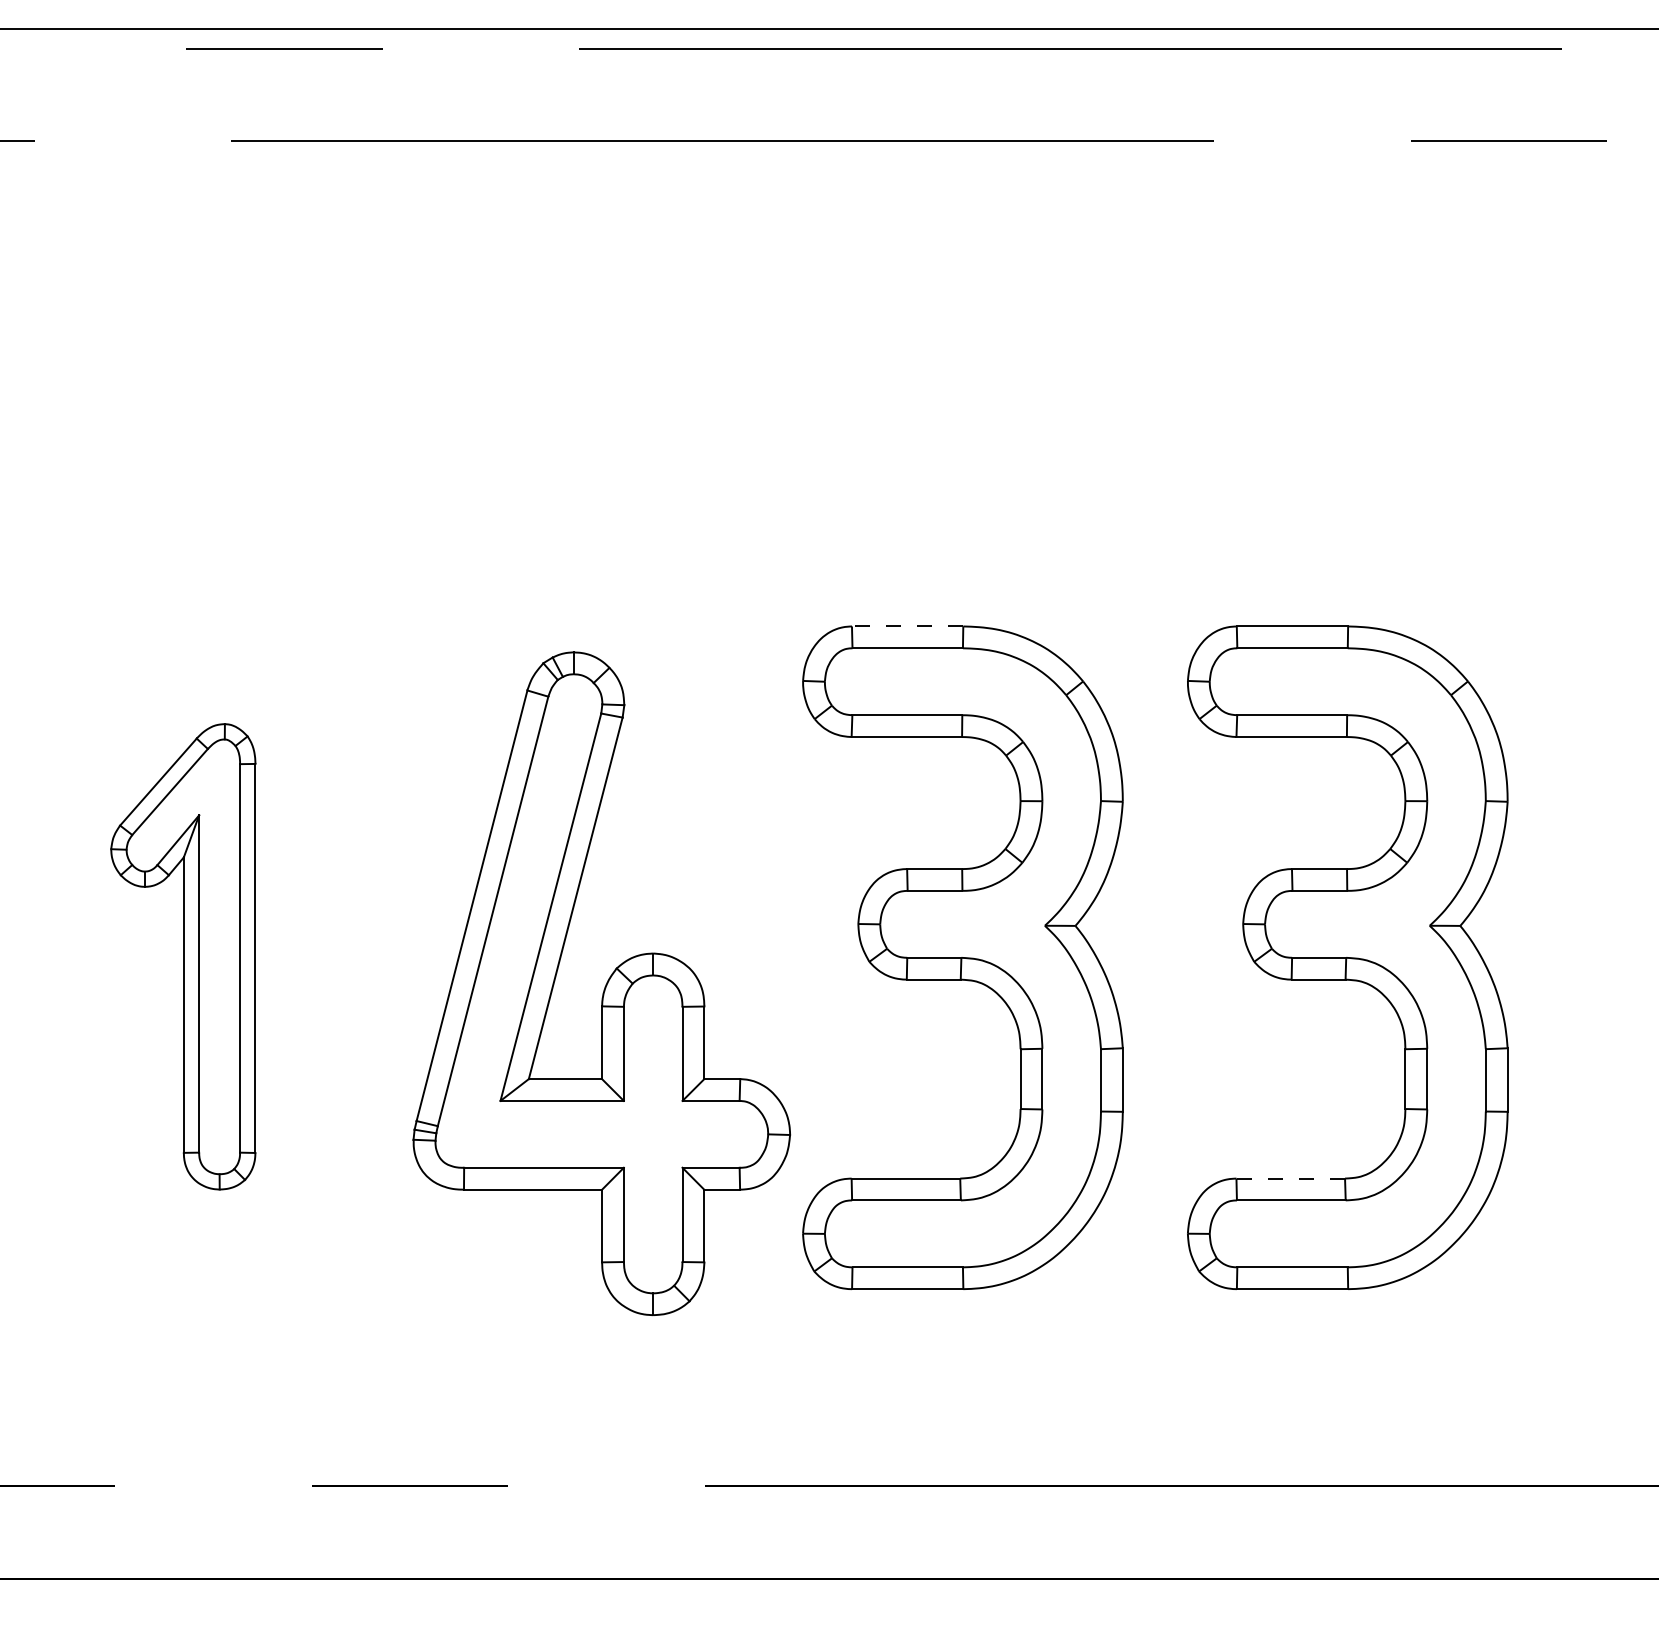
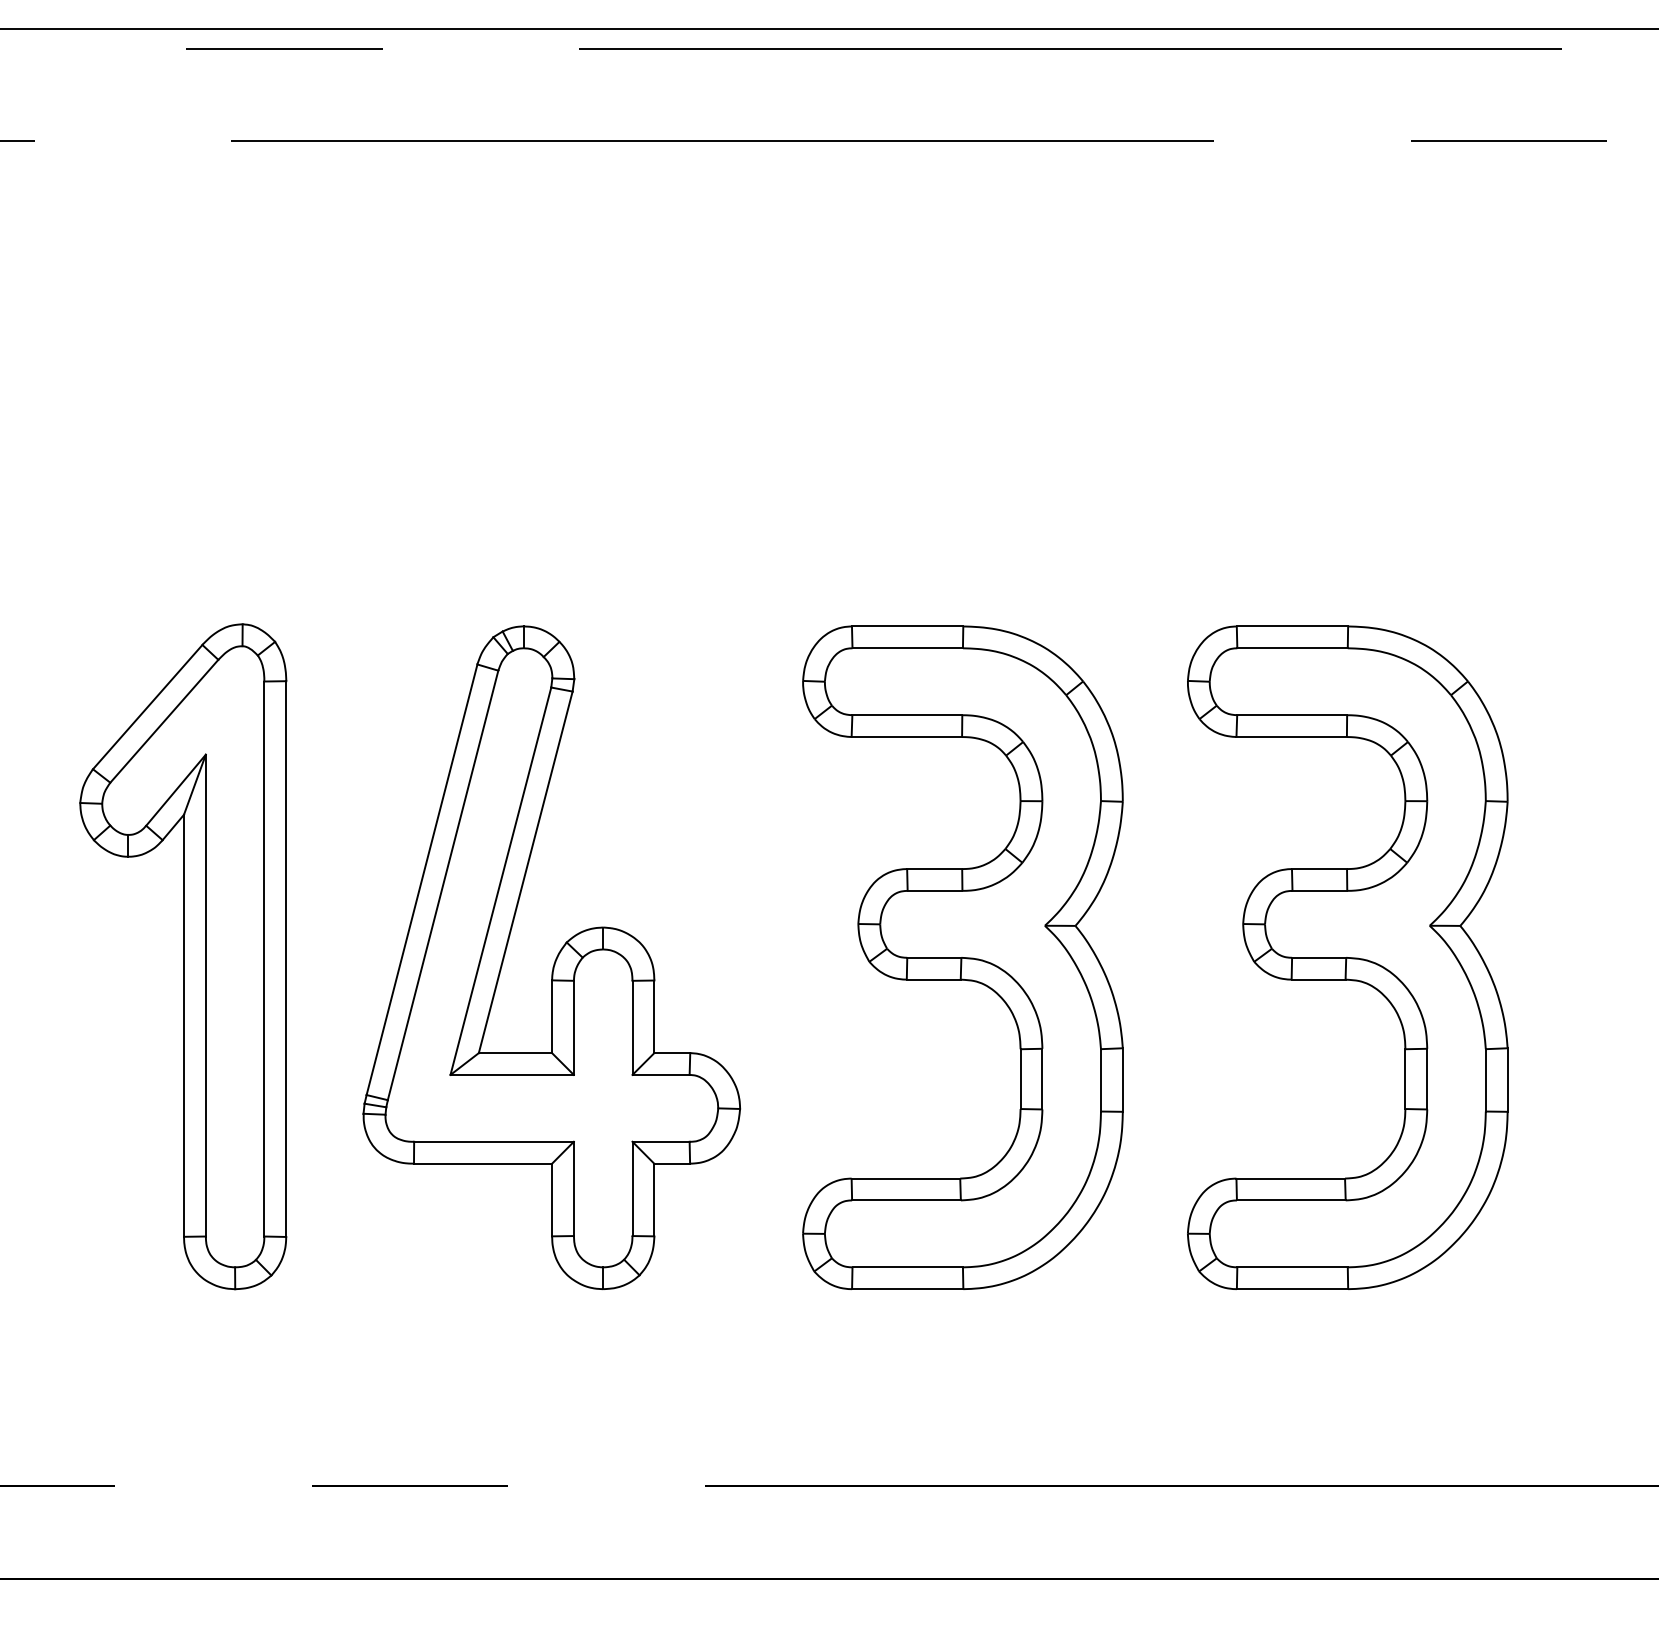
line: dashed -> solid (907, 626)
part size: 147x468 px -> 209x668 px (183, 956)
part position: (601, 983) -> (551, 957) (551, 957)
line: dashed -> solid (1290, 1178)
